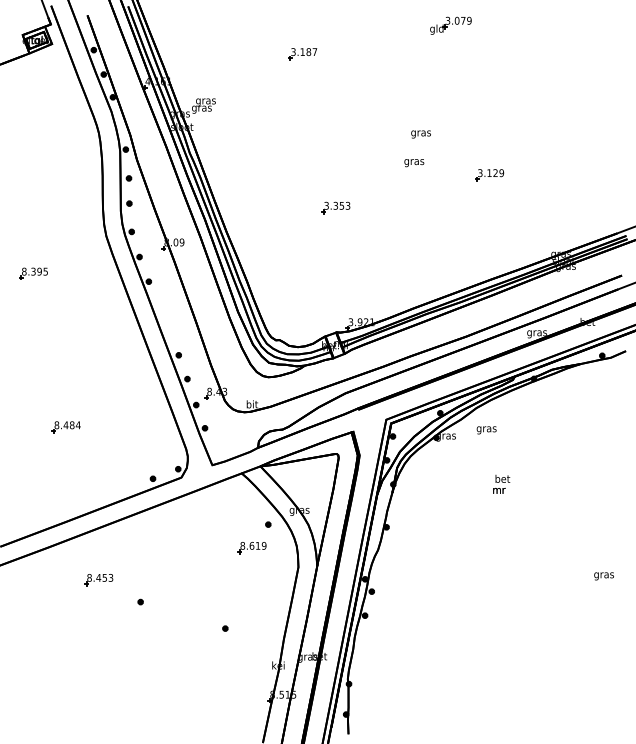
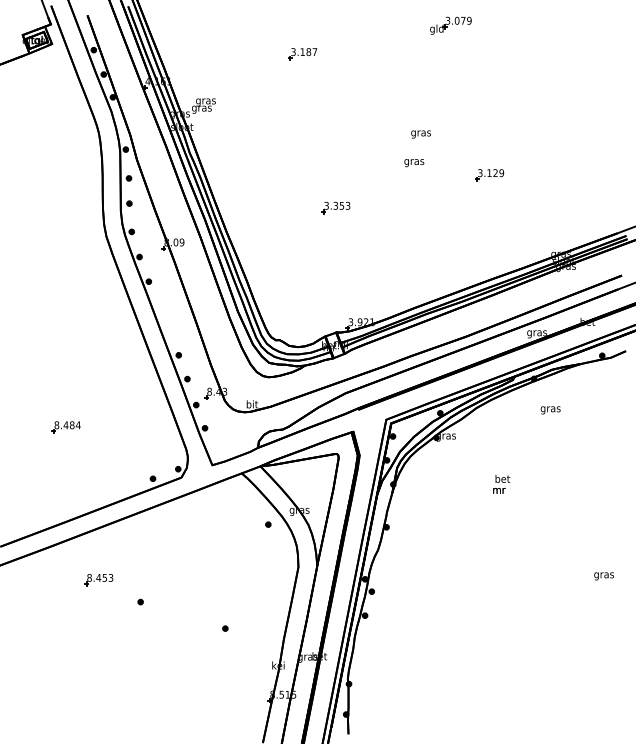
part: present -> none (33, 273)
text position: (486, 430) -> (550, 410) (550, 410)
part: present -> none (251, 548)
